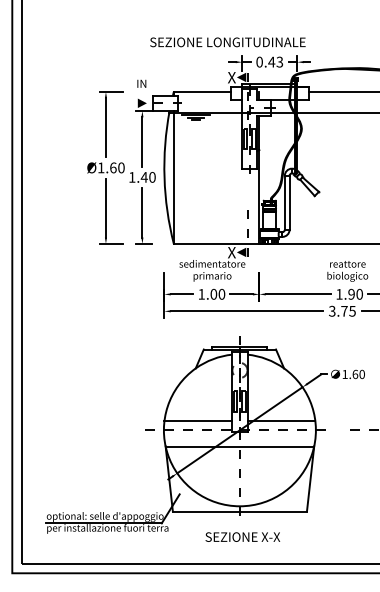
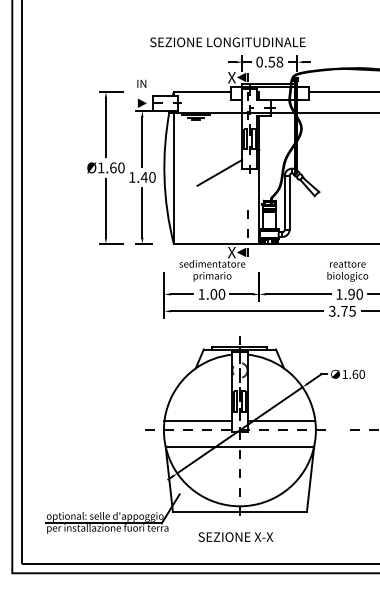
text: 0.43 -> 0.58 (275, 61)
line: none -> present (219, 172)
text position: (242, 536) -> (235, 536) (235, 536)
